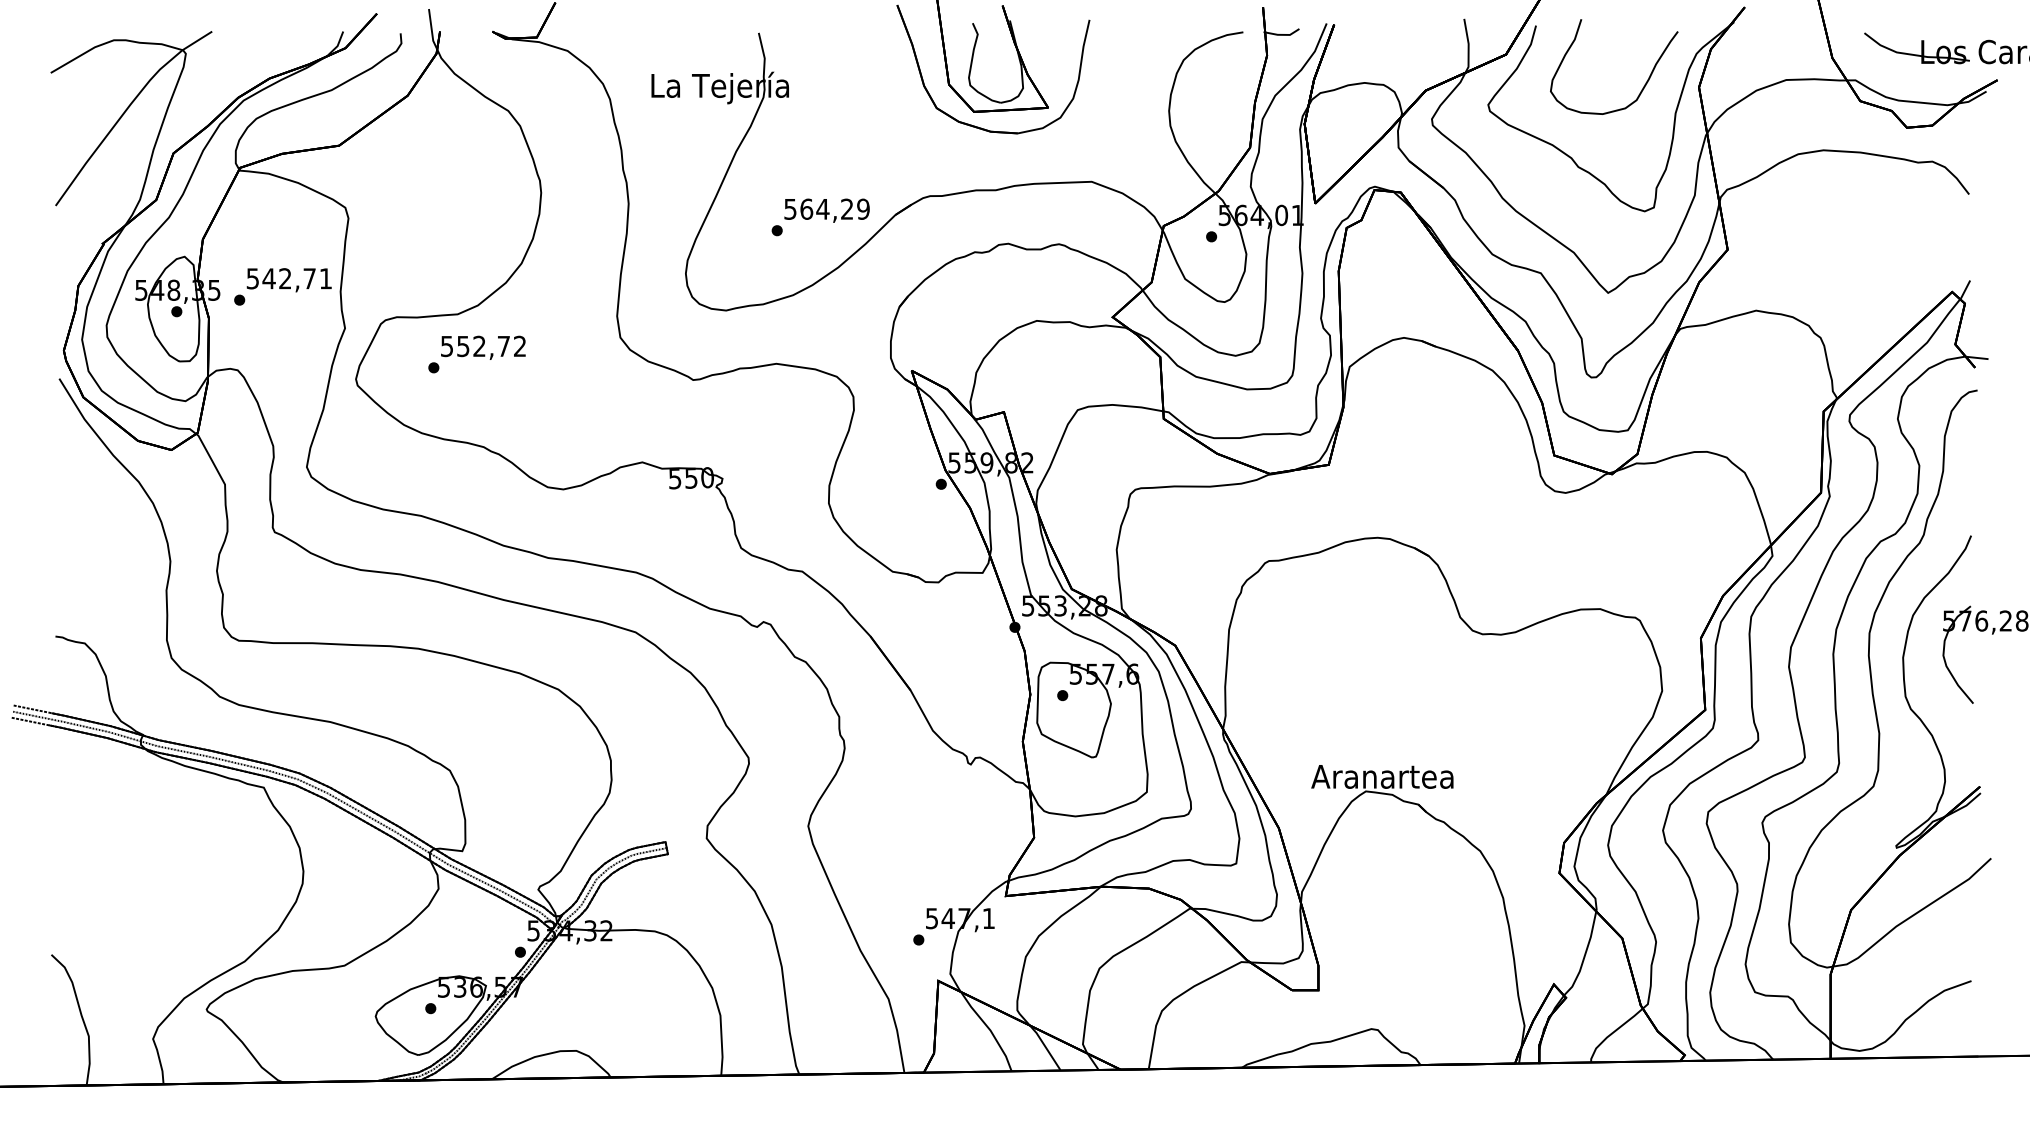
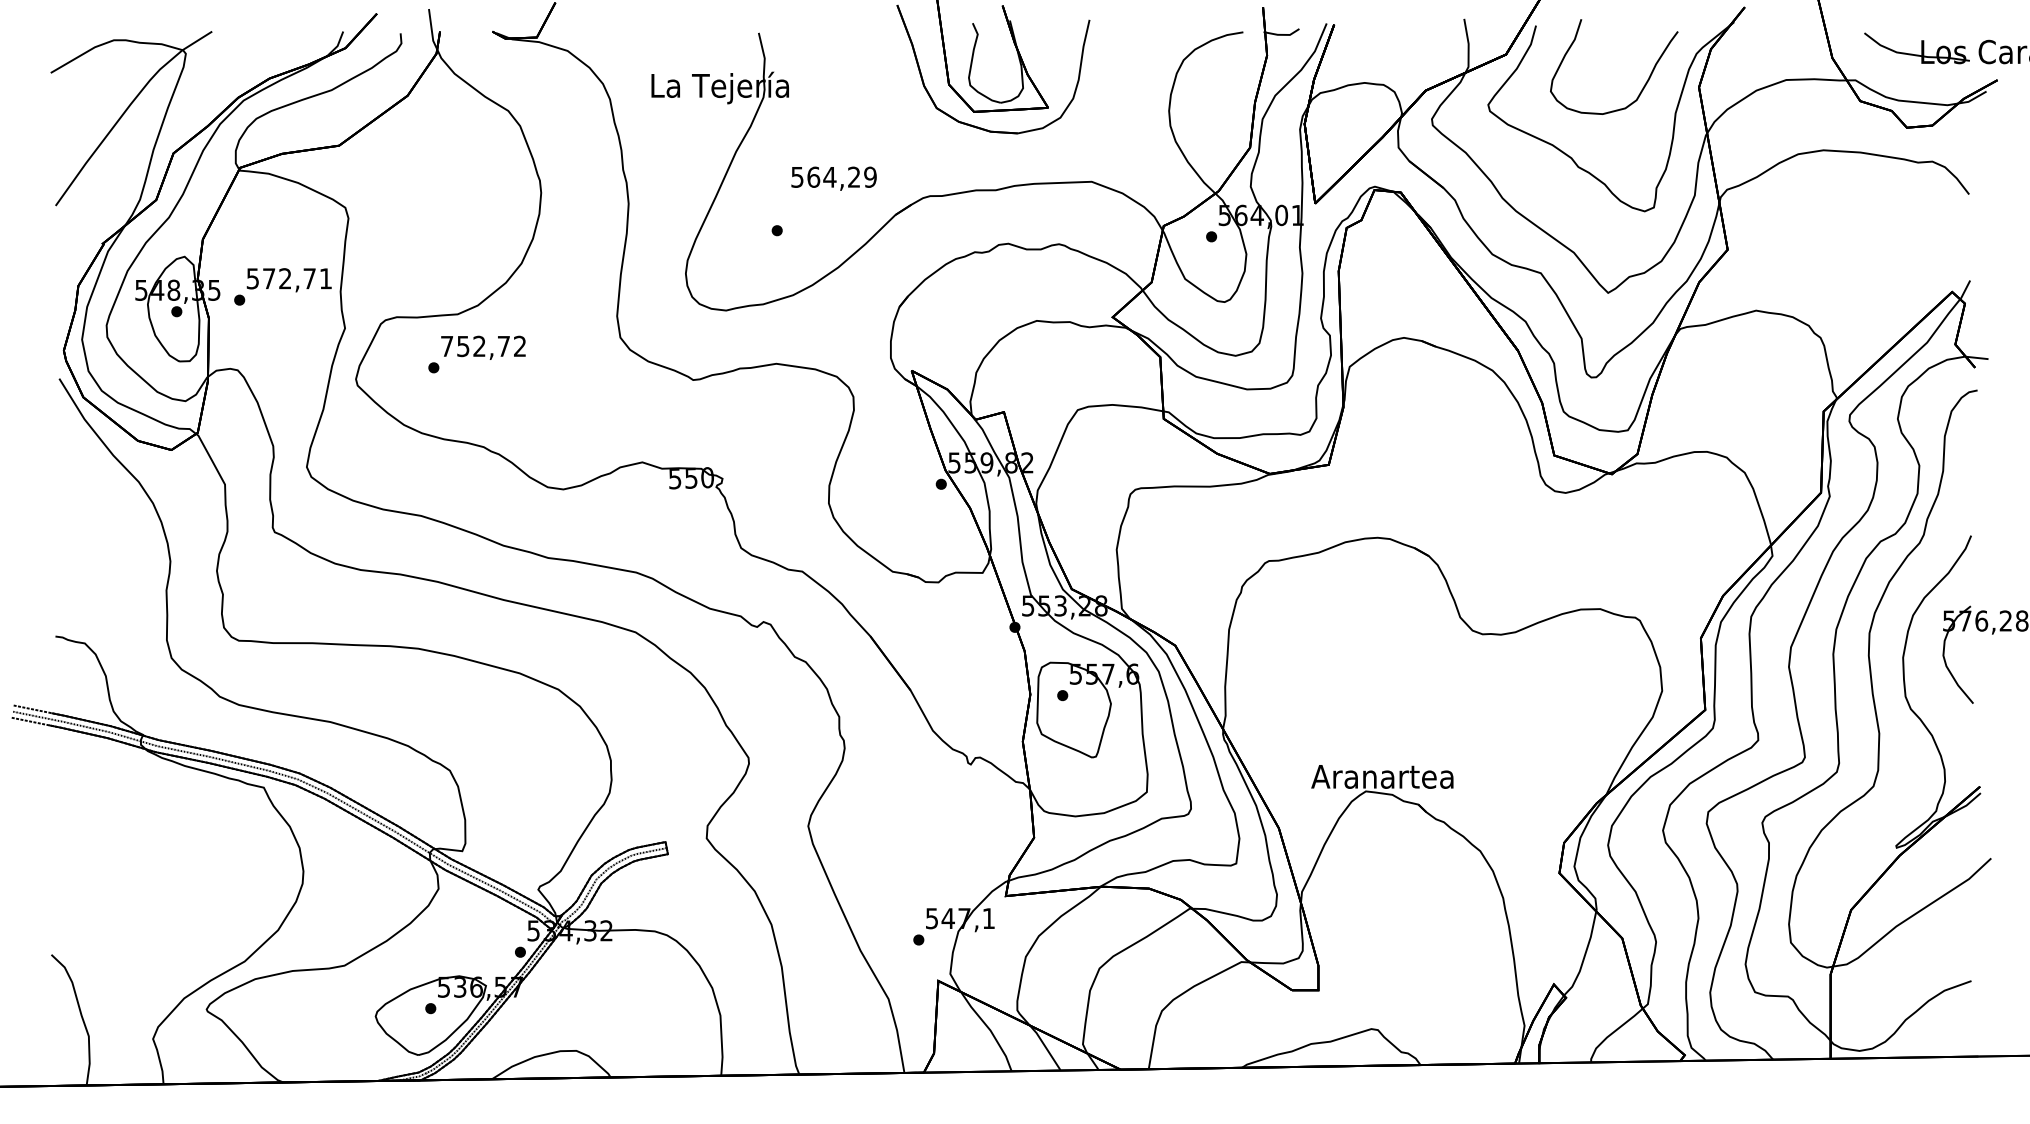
text position: (826, 210) -> (833, 178) (833, 178)
text: 542,71 -> 572,71 (268, 278)
text: 552,72 -> 752,72 (447, 346)
